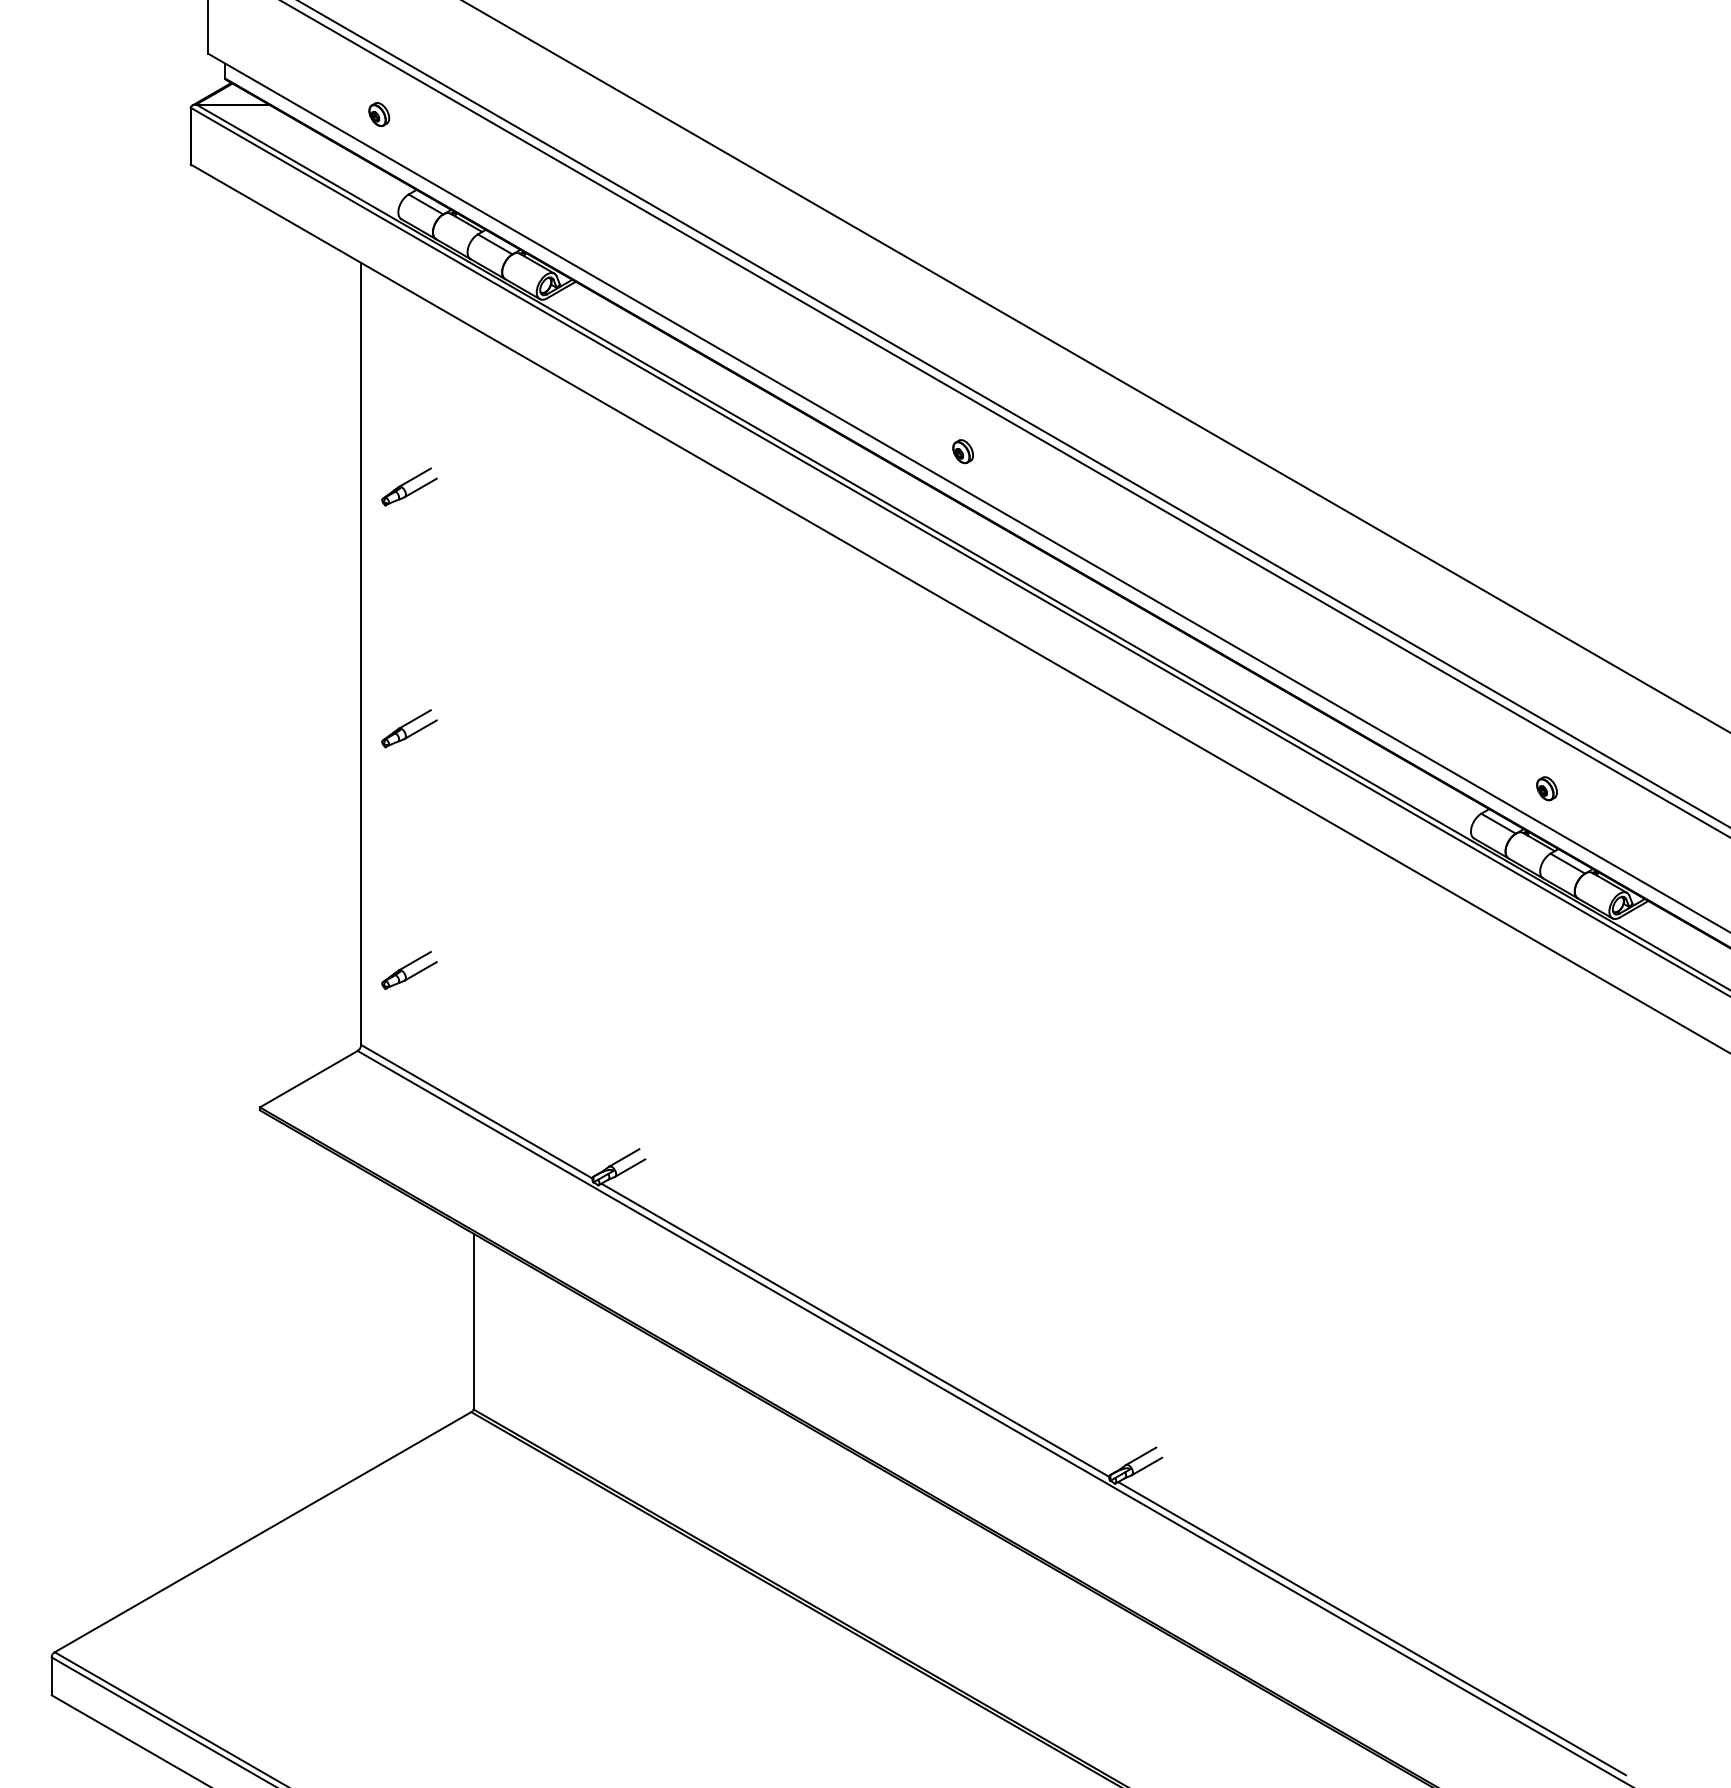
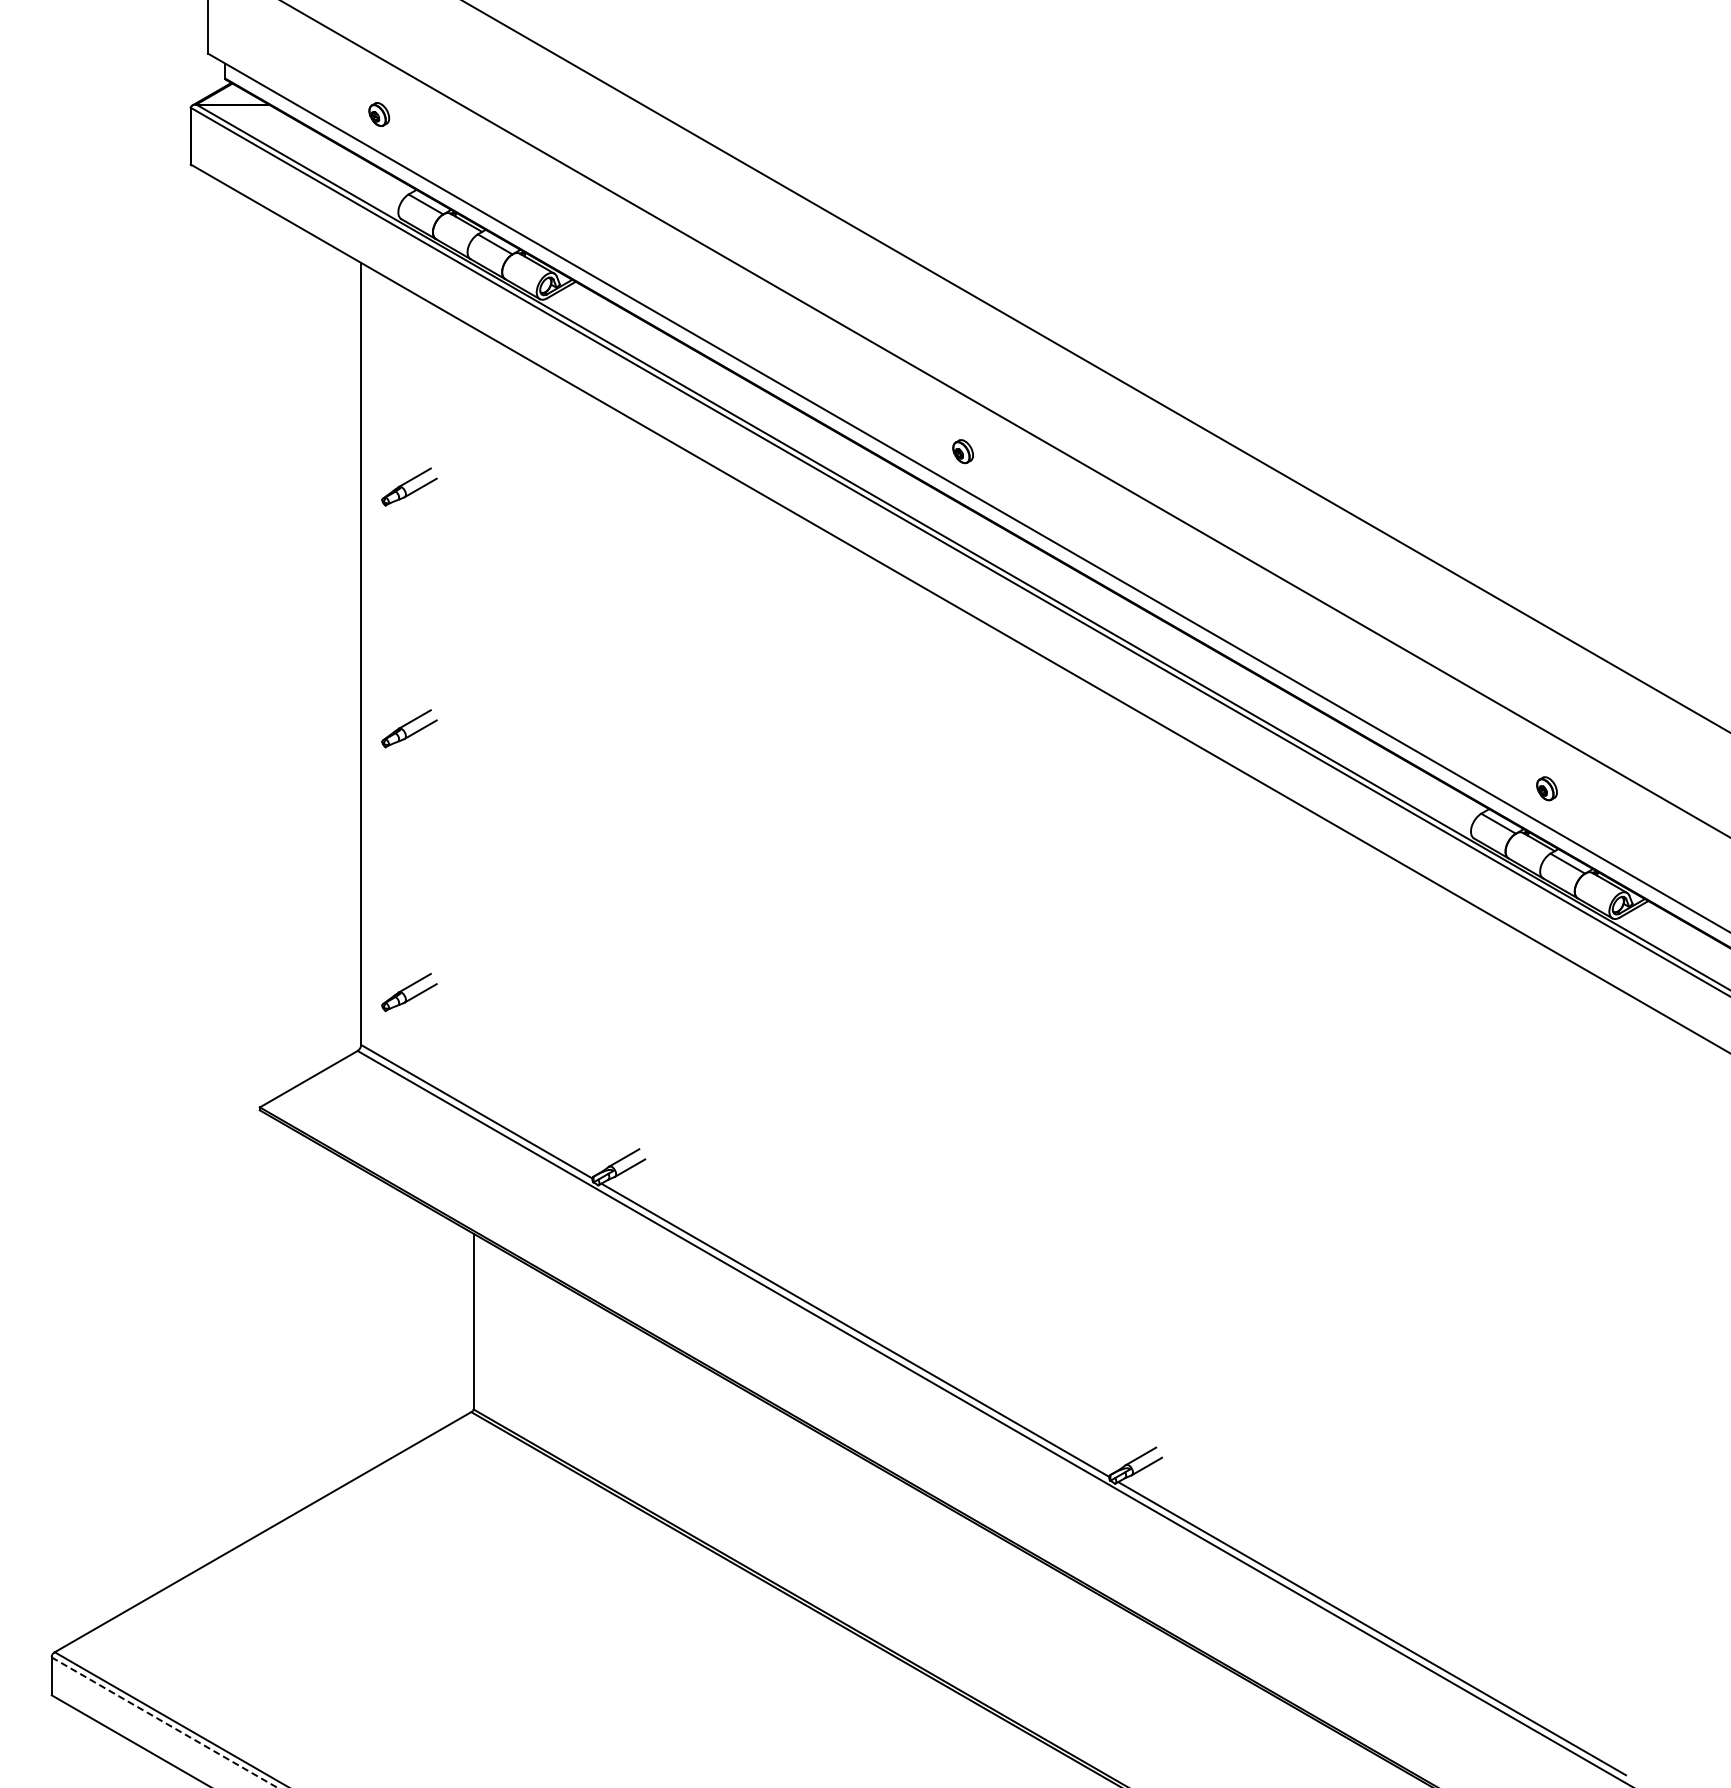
line: present -> none (1013, 413)
part position: (409, 970) -> (409, 992) (409, 992)
line: solid -> dashed (164, 1722)
